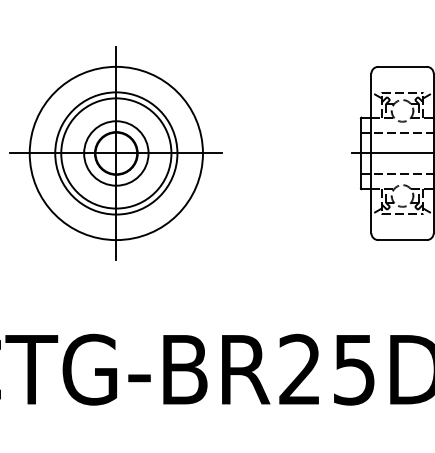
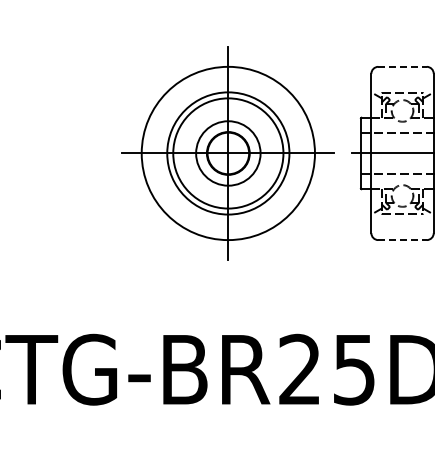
line: solid -> dashed (403, 66)
part position: (115, 153) -> (227, 153) (227, 153)
line: solid -> dashed (403, 240)
